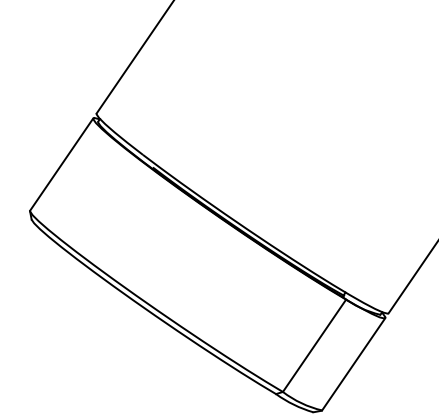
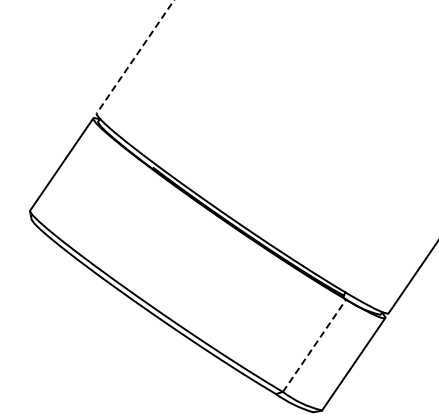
line: solid -> dashed (135, 57)
line: solid -> dashed (314, 345)
